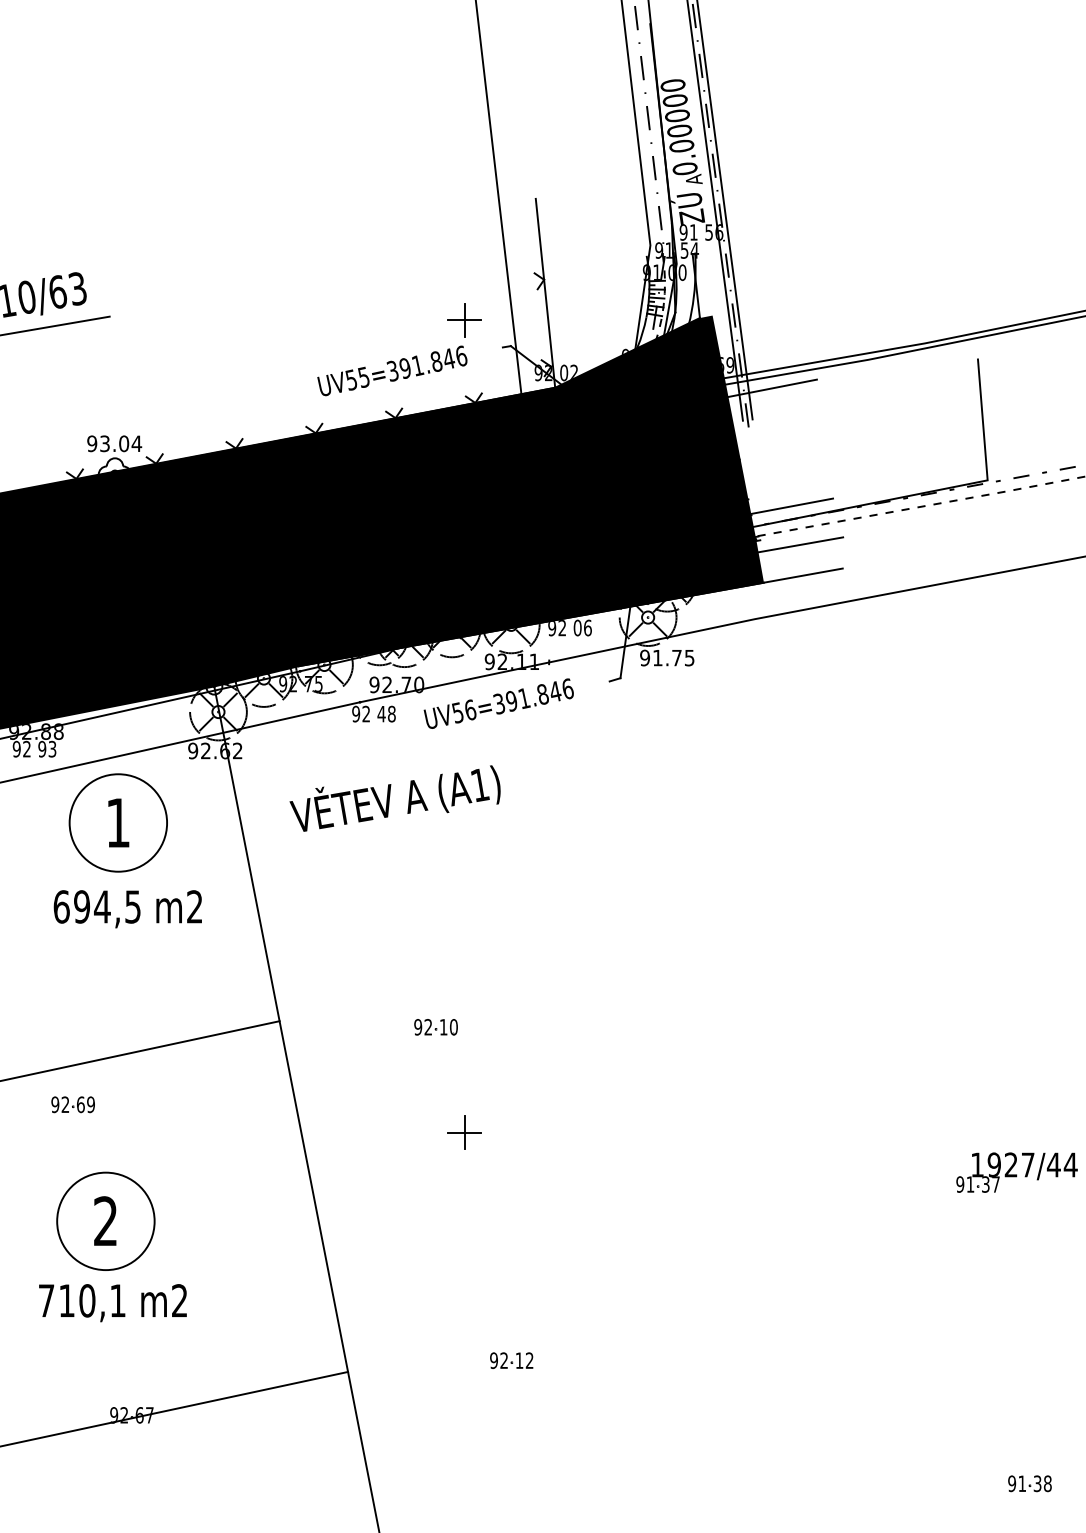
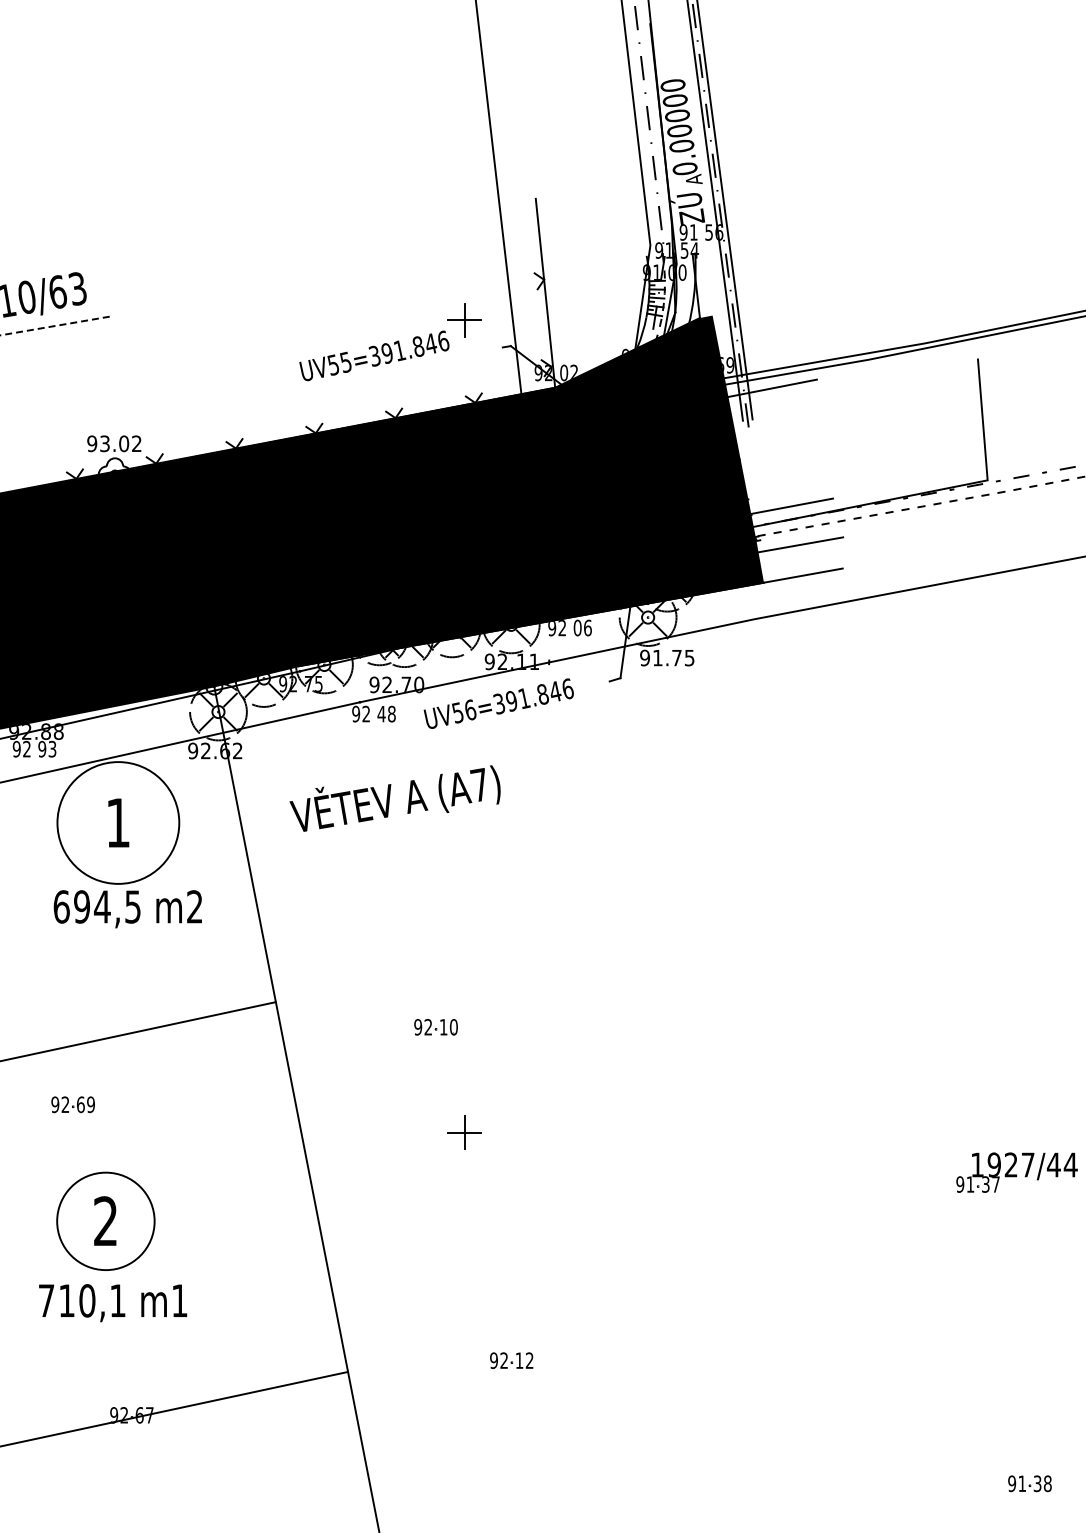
line: solid -> dashed (54, 326)
text position: (392, 370) -> (374, 355) (374, 355)
text: 93.04 -> 93.02 (136, 443)
text: (A1) -> (A7) (479, 784)
circle diameter: 97 px -> 122 px (118, 822)
line position: (140, 1050) -> (138, 1031) (138, 1031)
text: m2 -> m1 (179, 1300)
